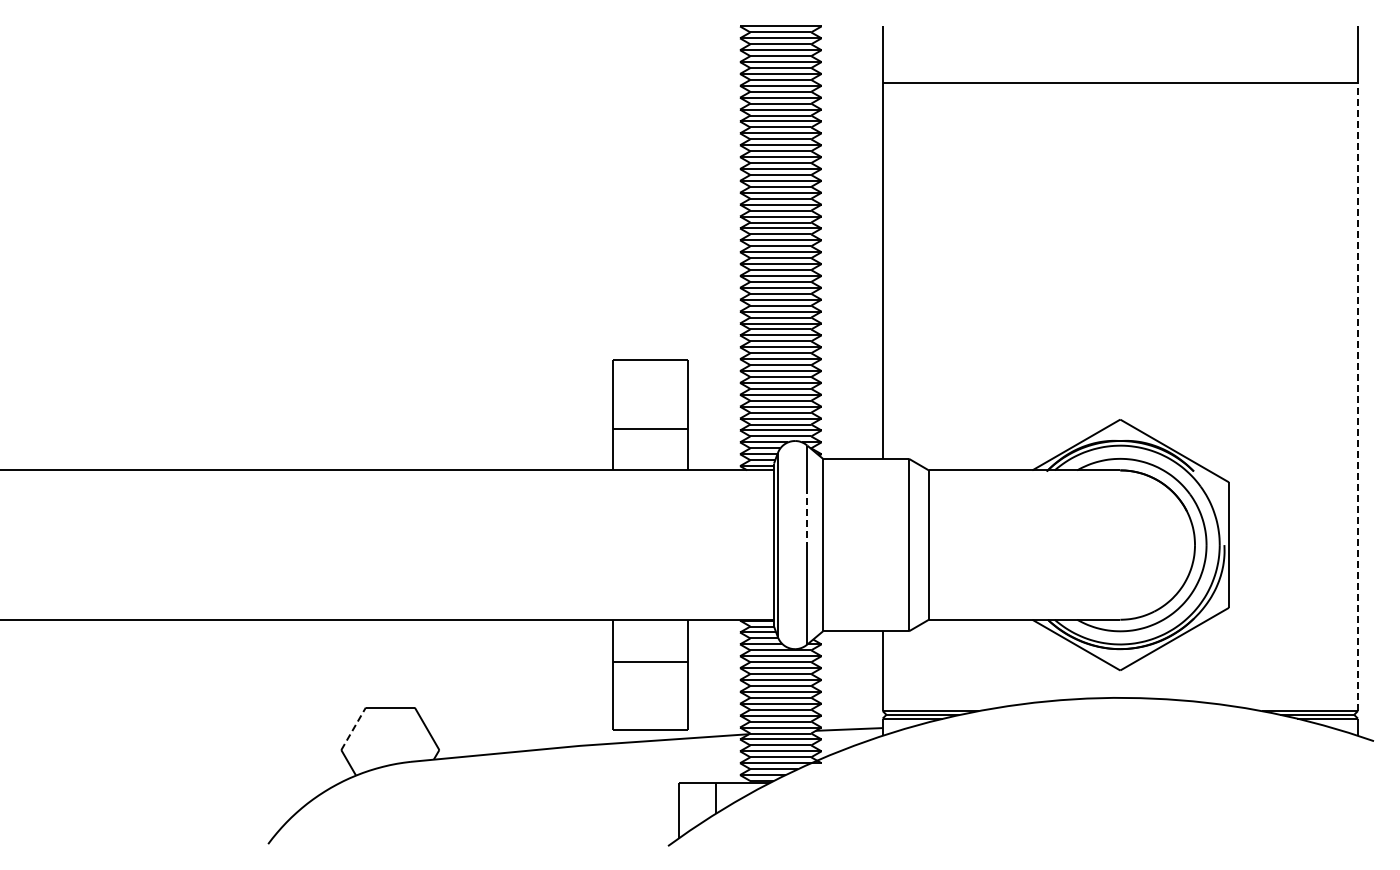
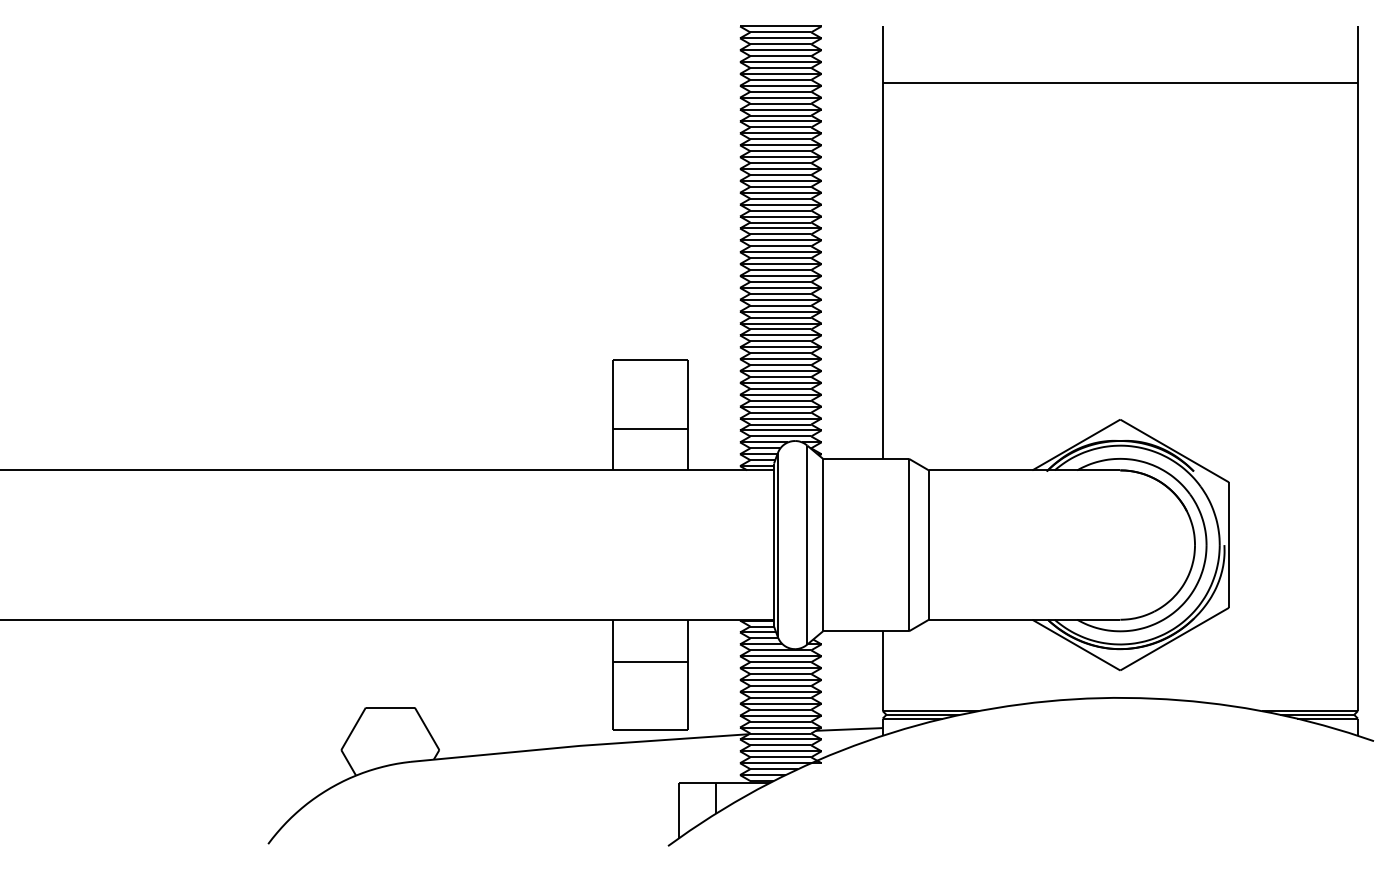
line: dashed -> solid (1357, 397)
line: dashed -> solid (807, 516)
line: dashed -> solid (353, 728)
